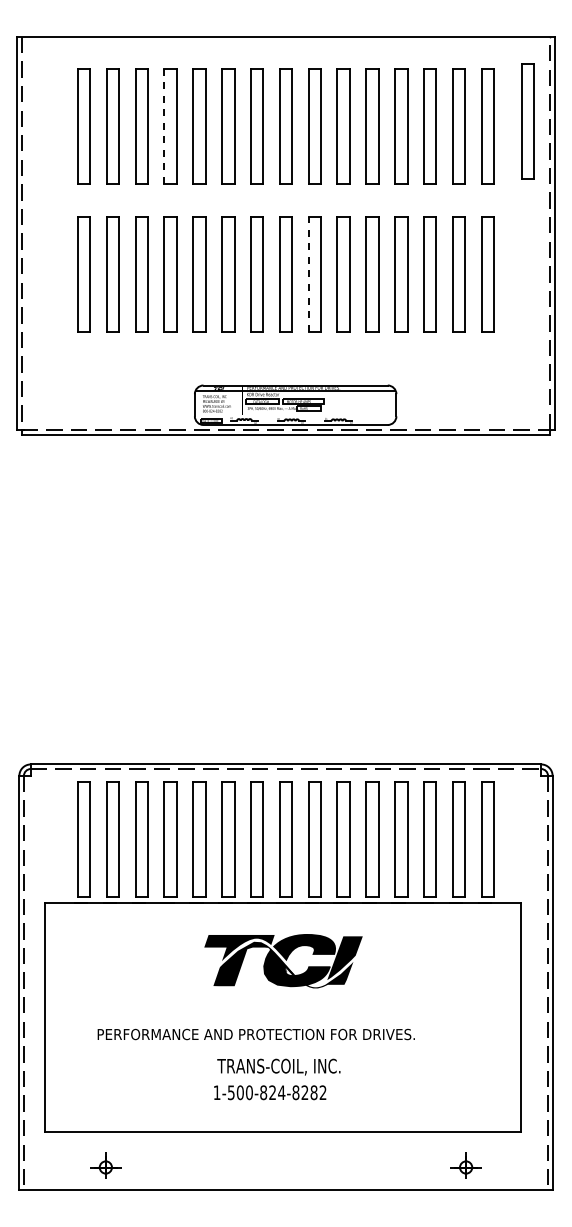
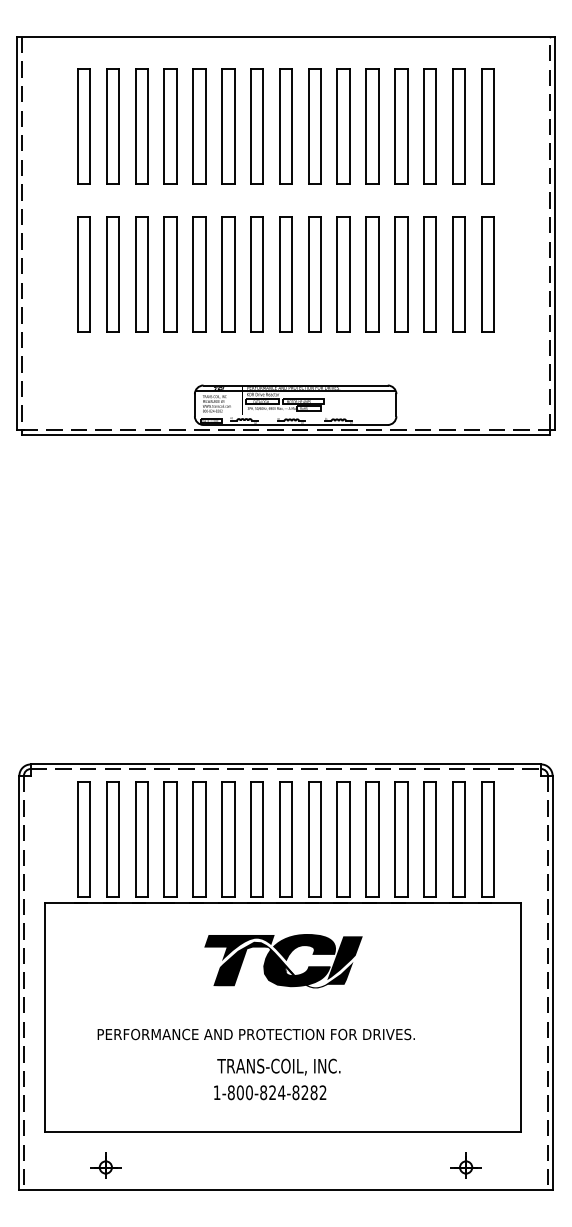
part: present -> none (527, 121)
line: dashed -> solid (164, 126)
line: dashed -> solid (308, 273)
text: 1-500-824-8282 -> 1-800-824-8282 (230, 1092)
